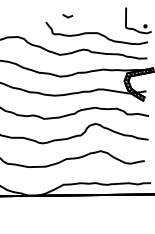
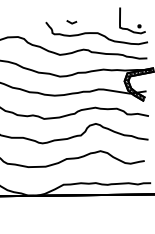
line position: (67, 16) -> (71, 22) (71, 22)
part position: (143, 25) -> (137, 25) (137, 25)
